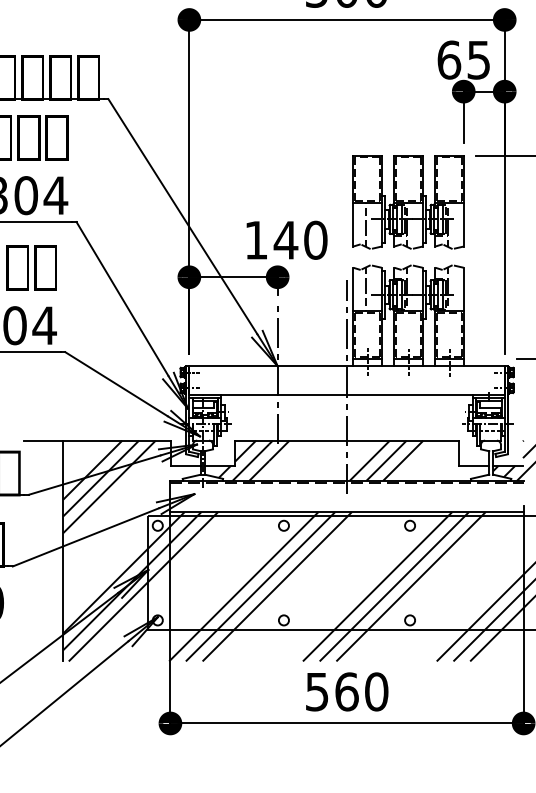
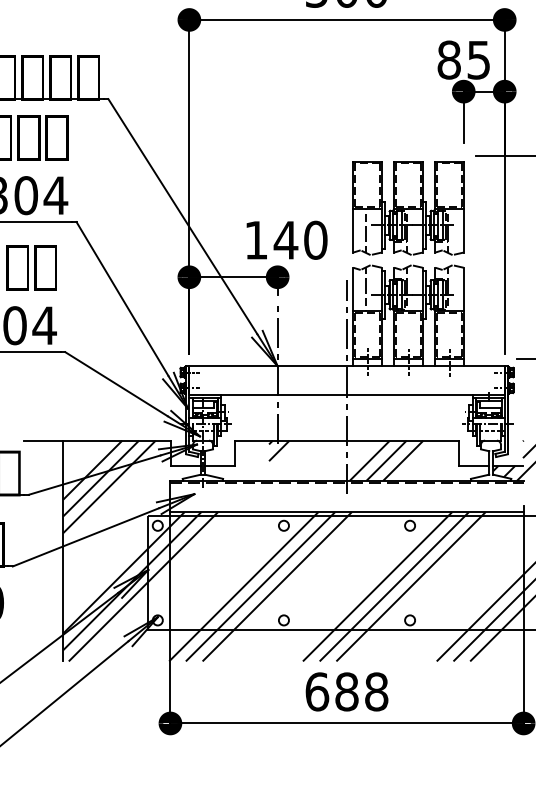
text: 65 -> 85 (449, 59)
part position: (408, 202) -> (408, 208) (408, 208)
hatch: present -> none (243, 460)
text: 560 -> 688 (346, 691)
